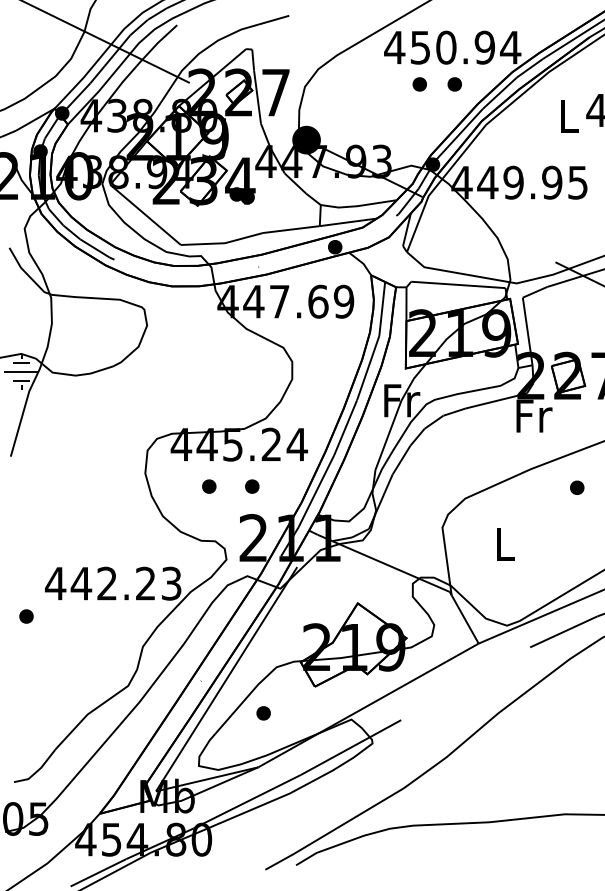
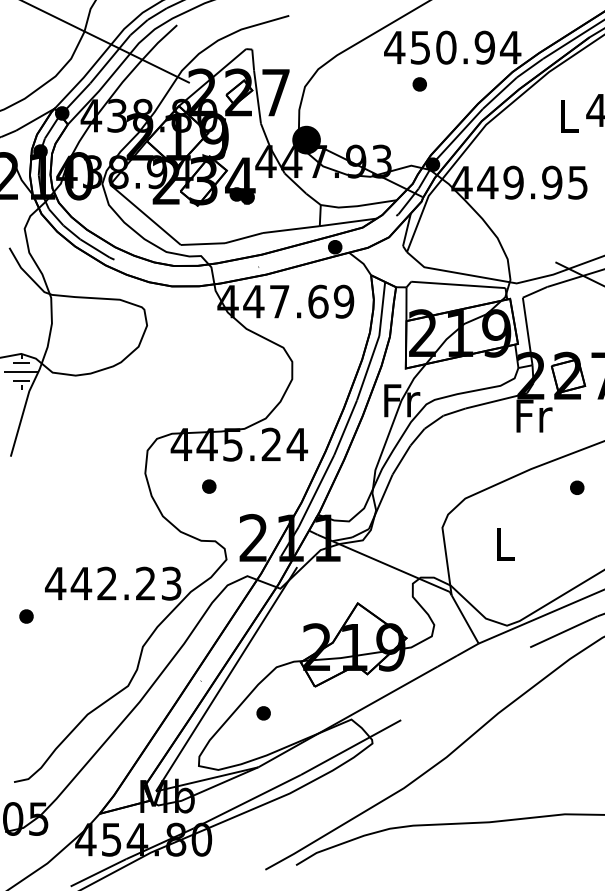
part: present -> none (454, 84)
part: present -> none (252, 486)
